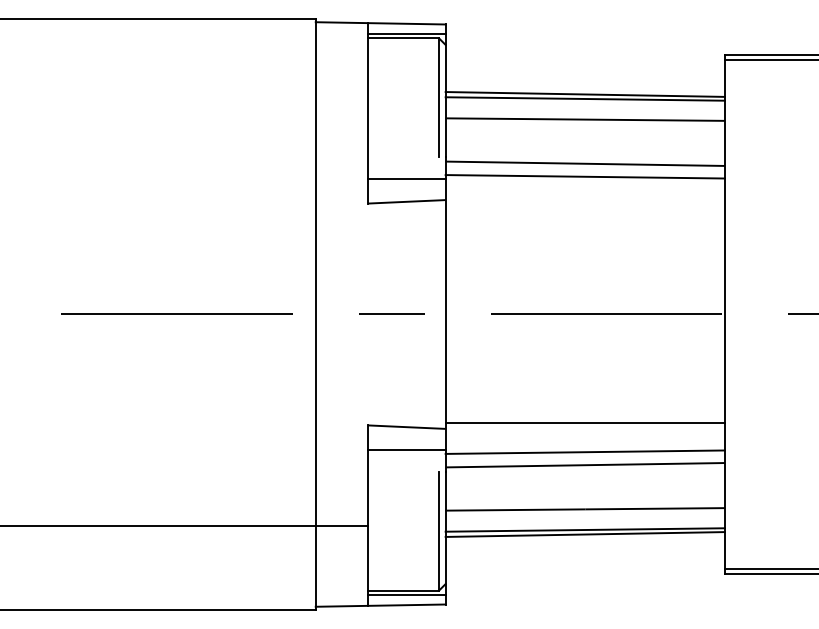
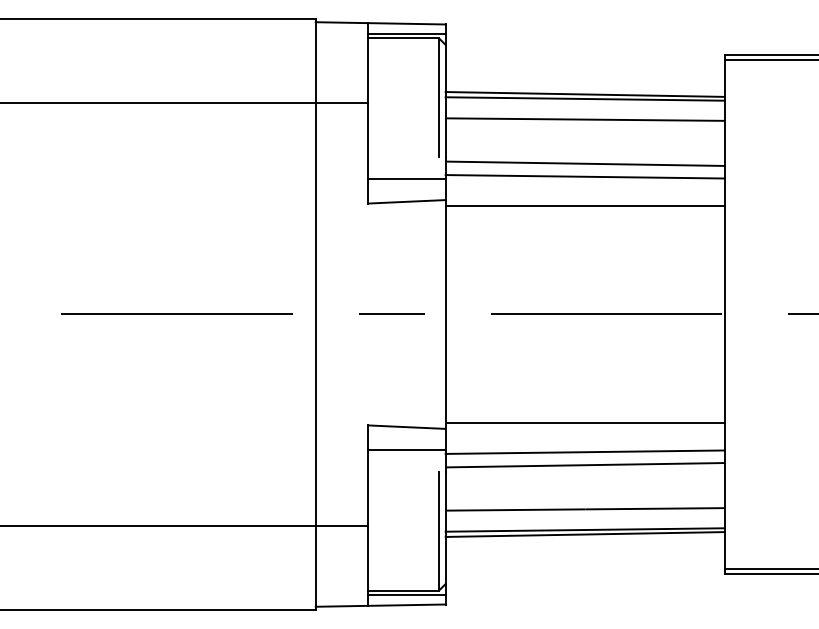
line: none -> present (184, 103)
line: none -> present (584, 206)
